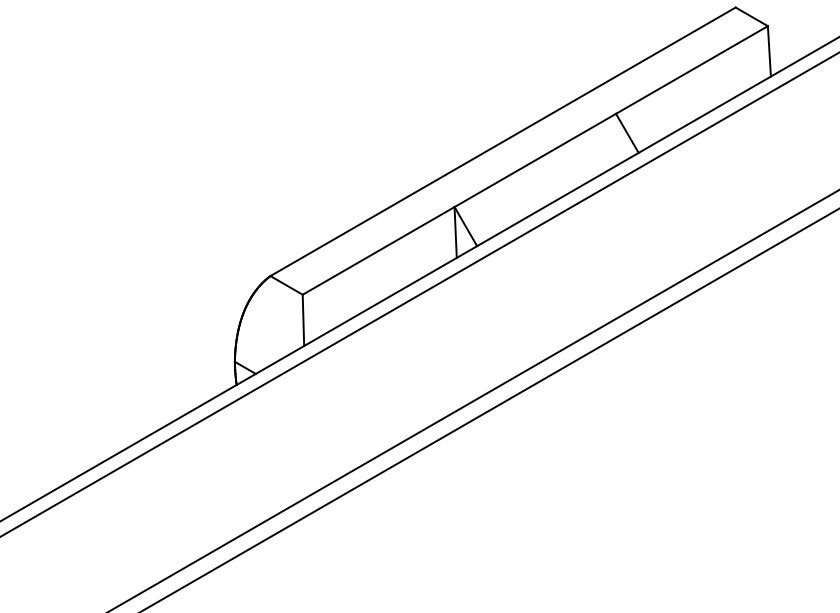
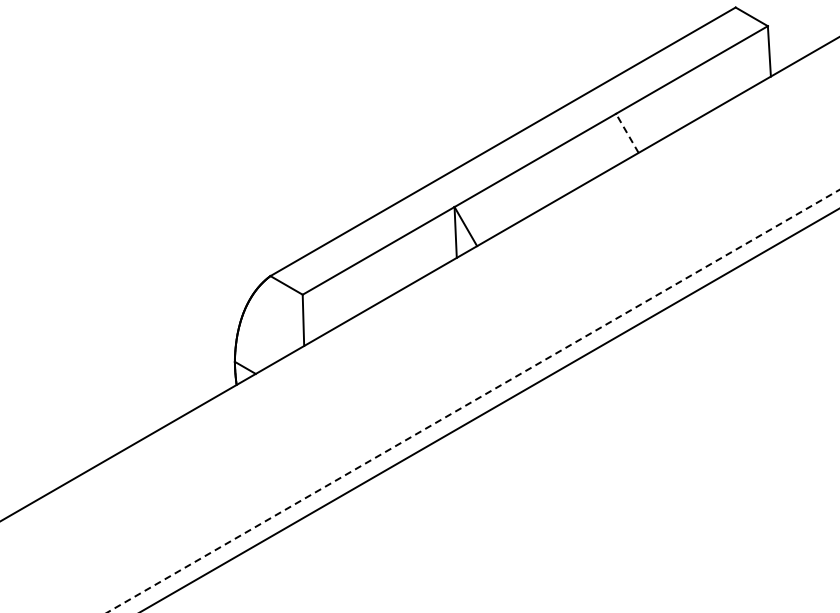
line: solid -> dashed (627, 133)
line: present -> none (419, 294)
line: solid -> dashed (473, 401)
